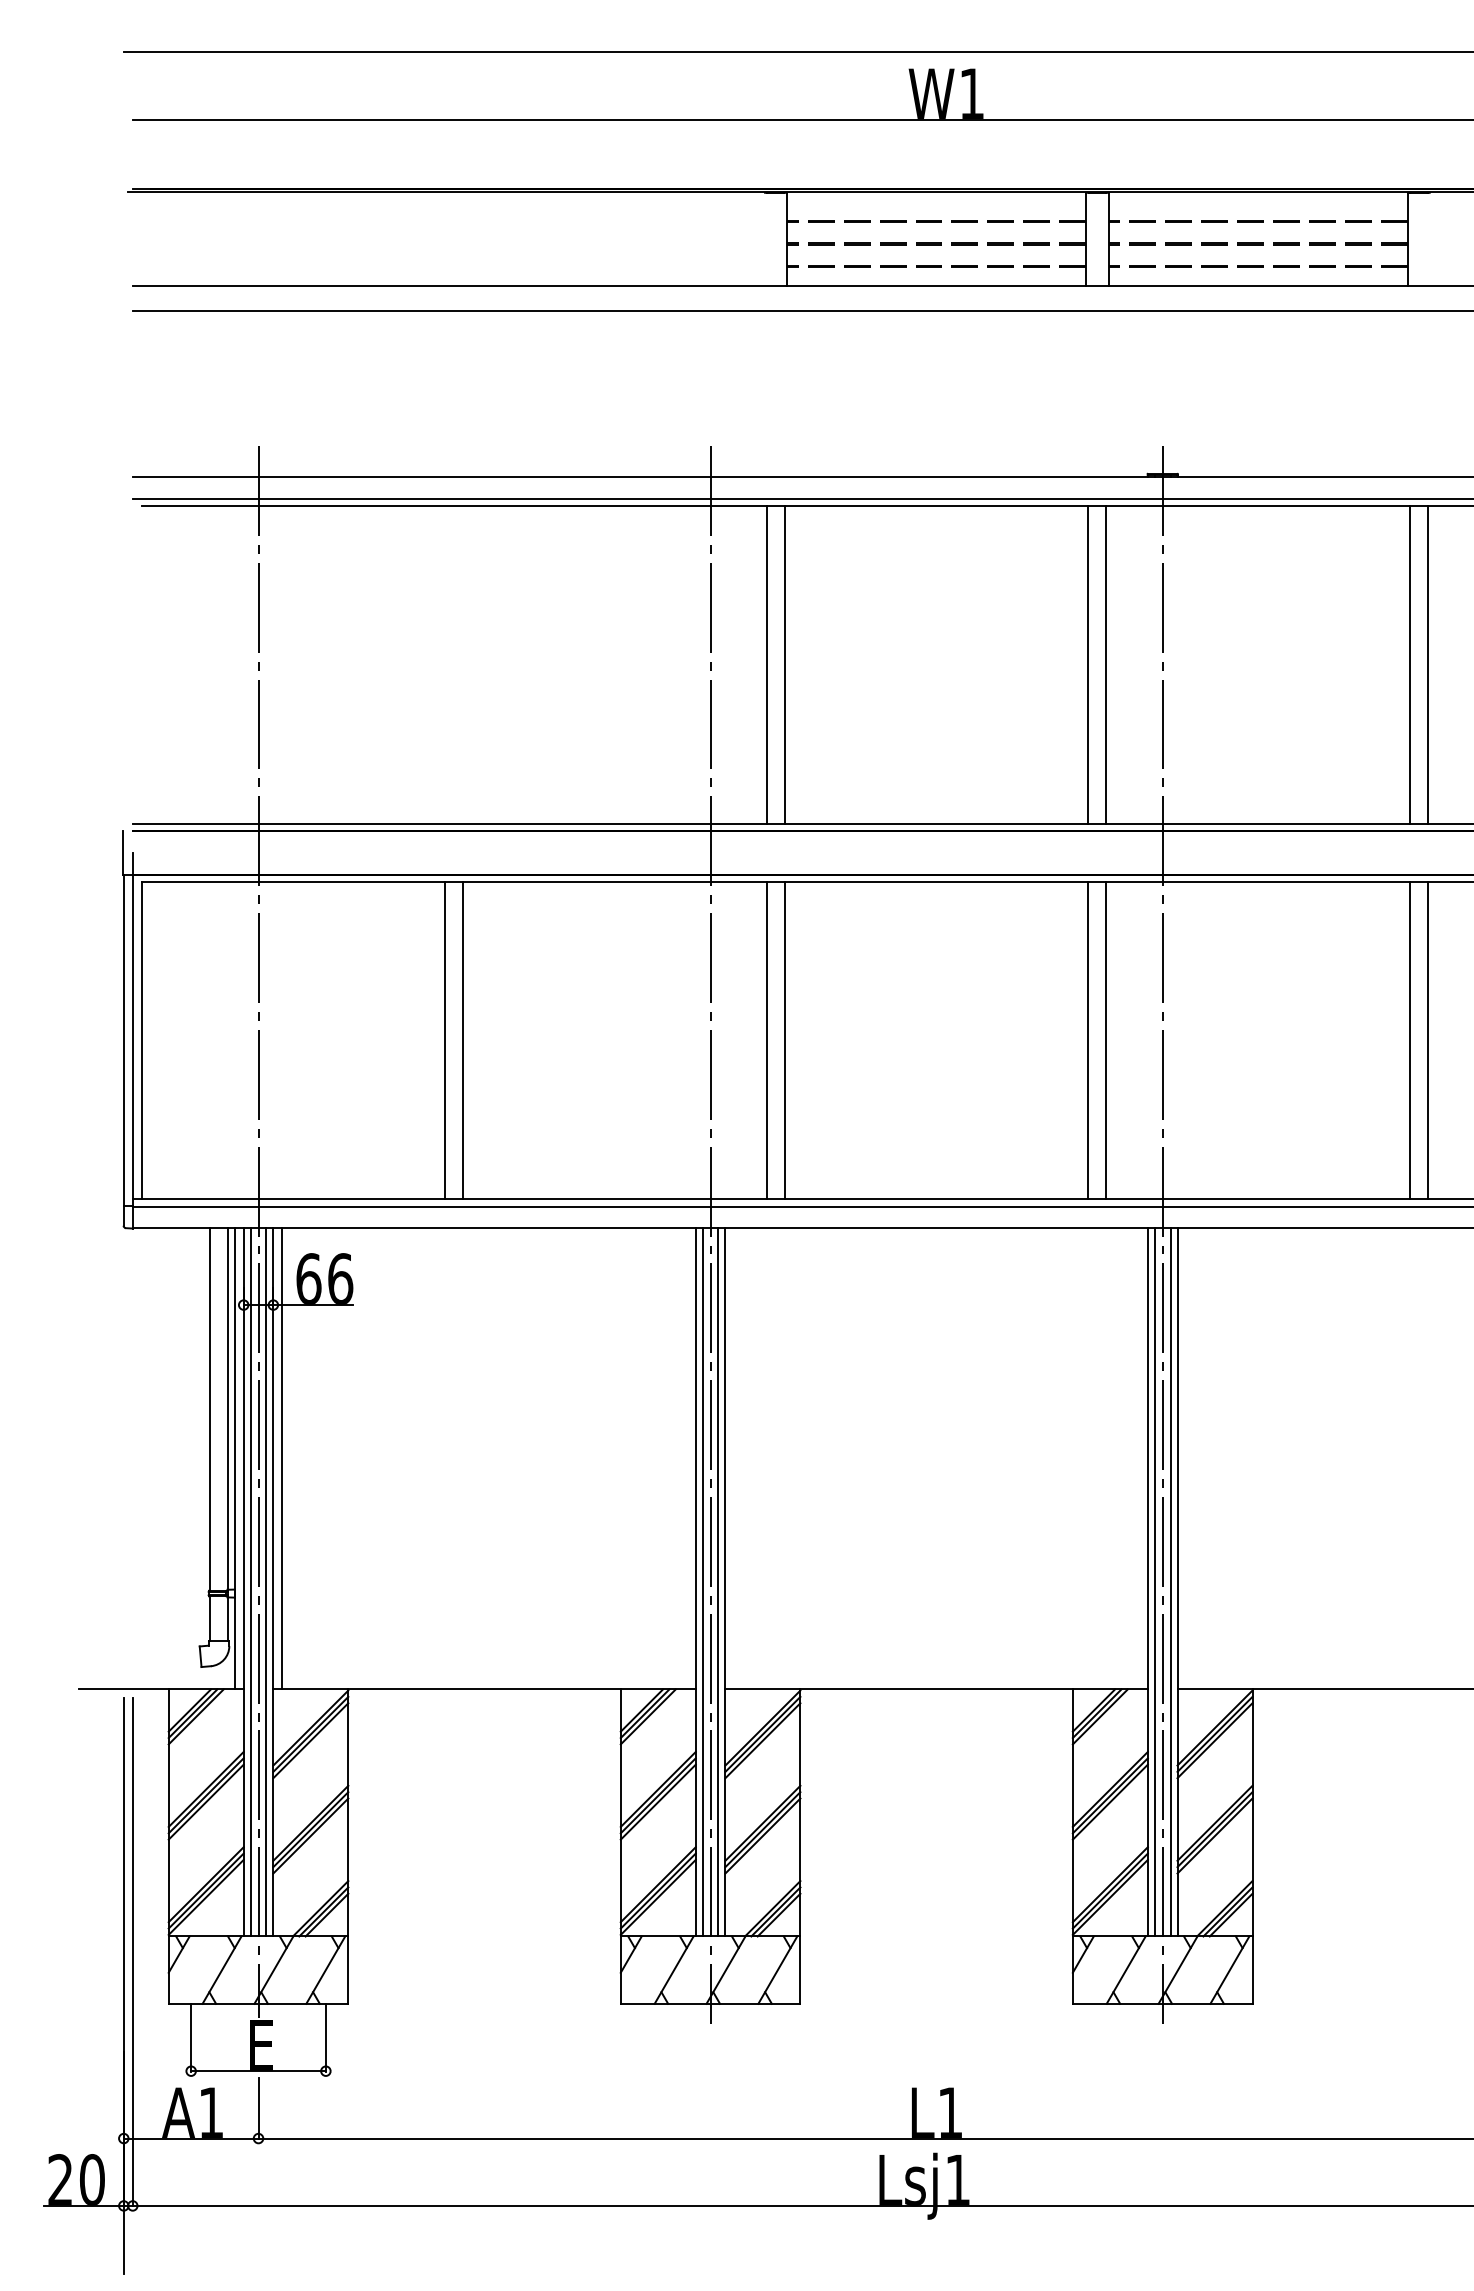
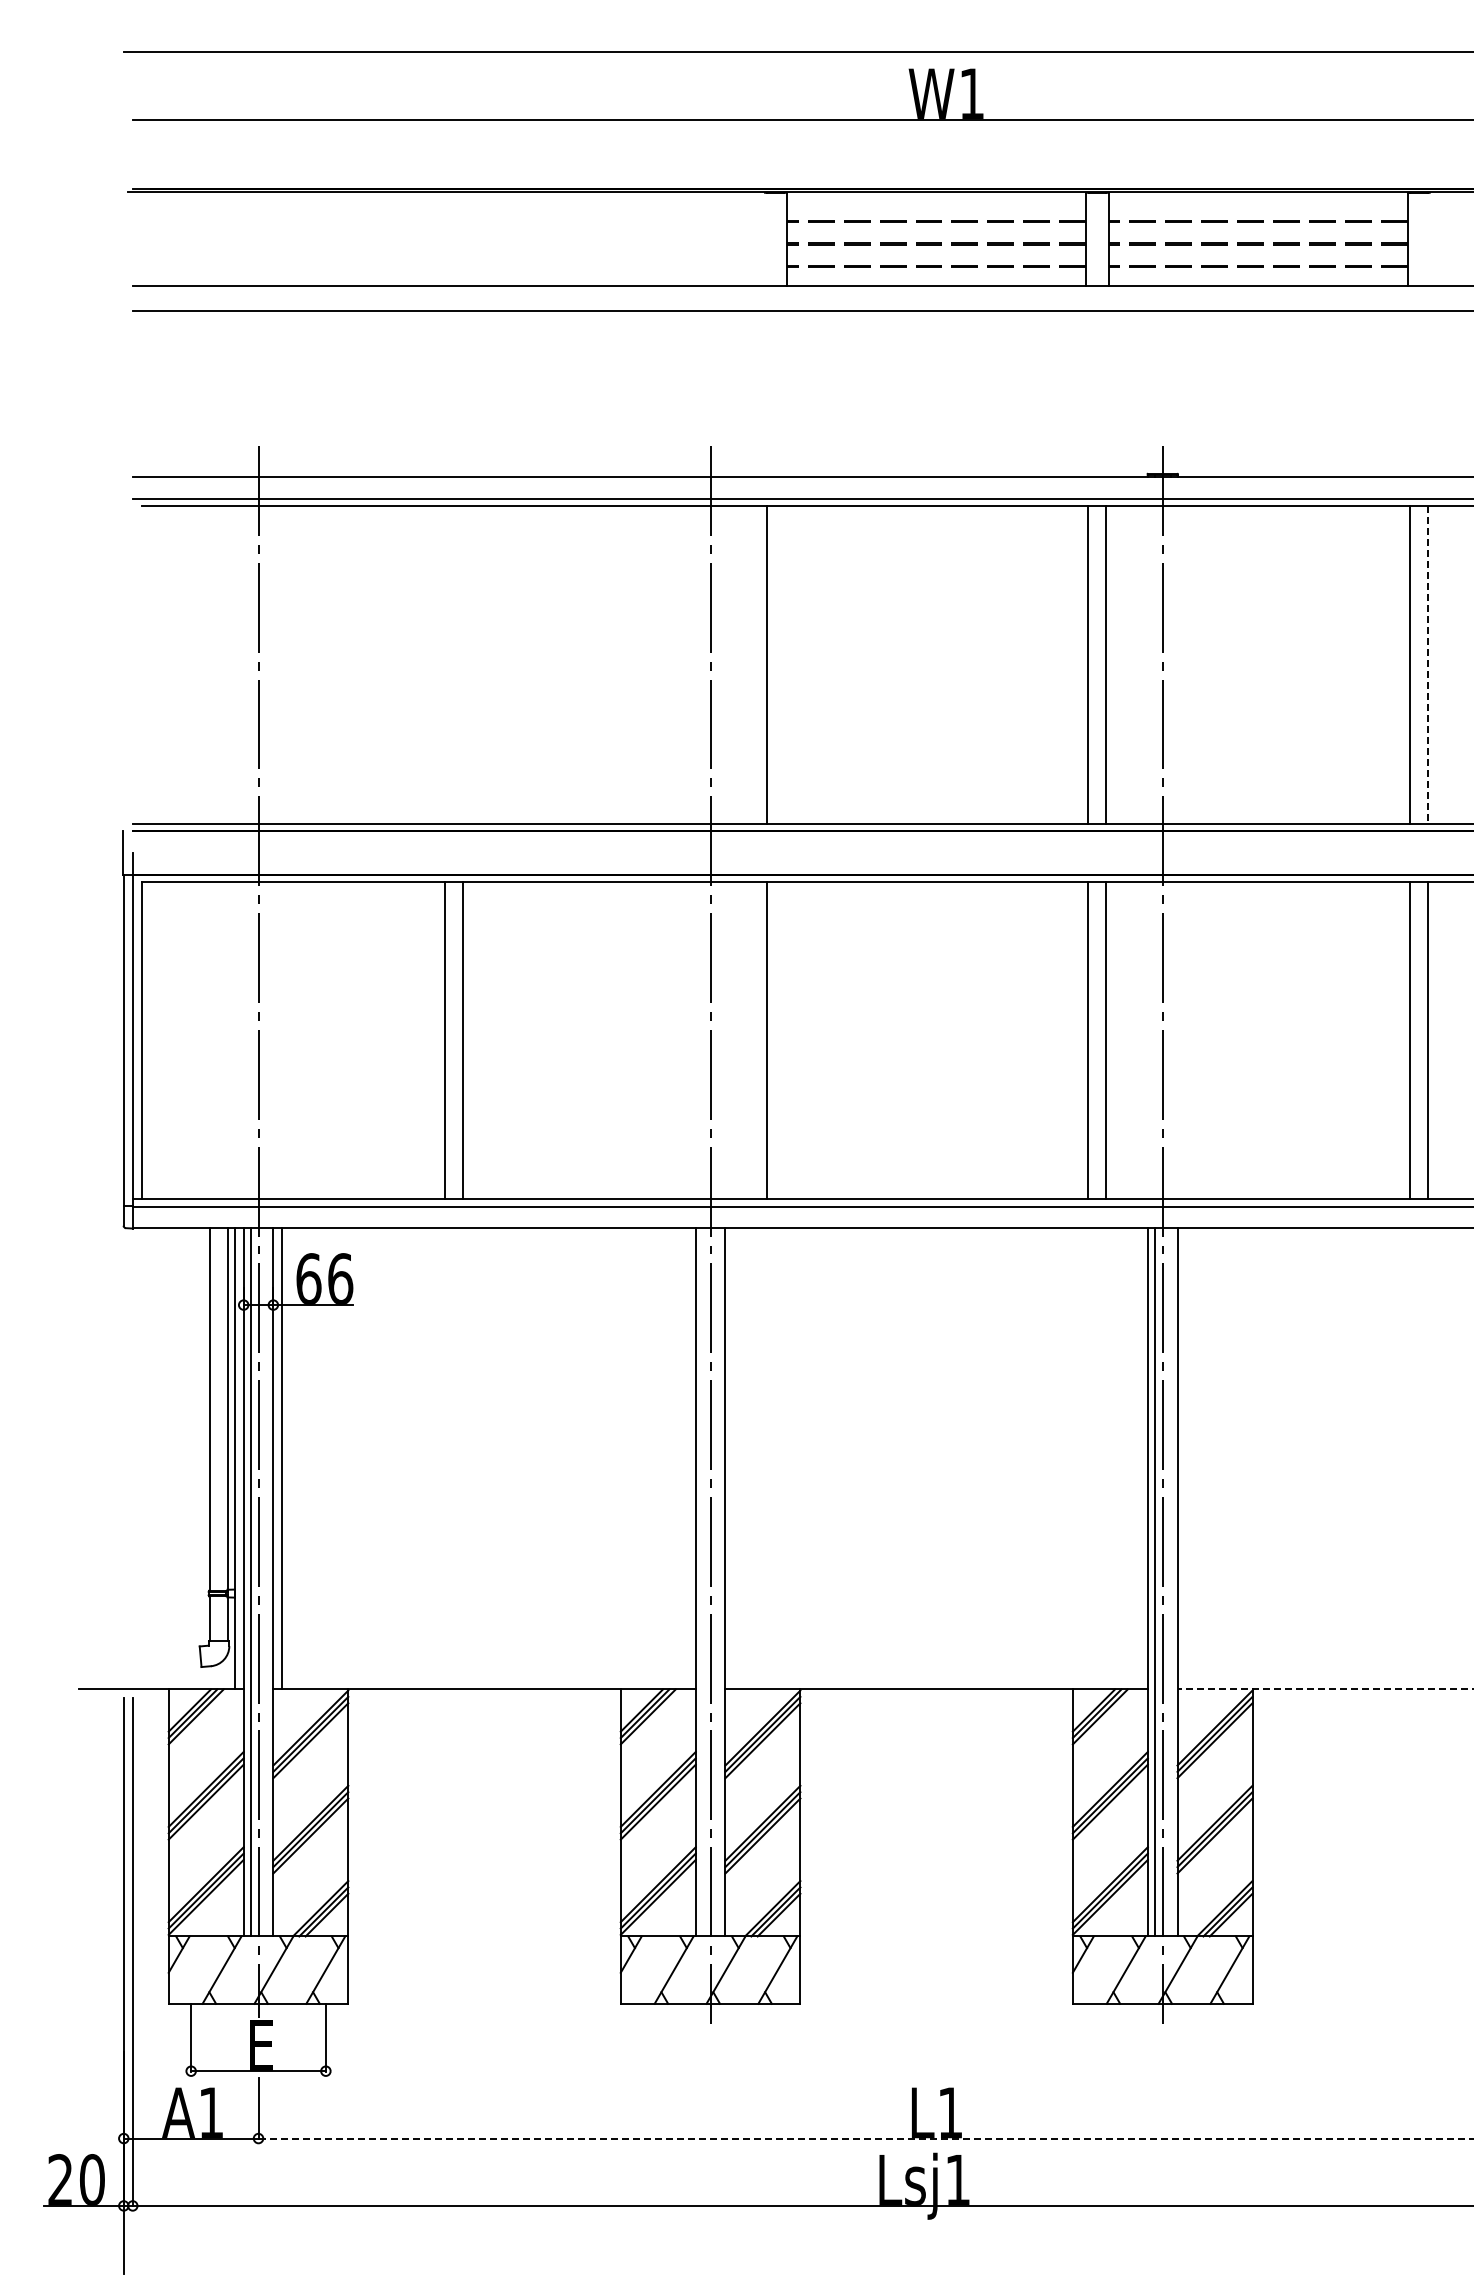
line: present -> none (784, 664)
line: solid -> dashed (1427, 664)
line: present -> none (784, 1040)
line: present -> none (266, 1582)
line: present -> none (702, 1582)
line: present -> none (718, 1582)
line: present -> none (1170, 1582)
line: solid -> dashed (1325, 1689)
line: solid -> dashed (866, 2138)
